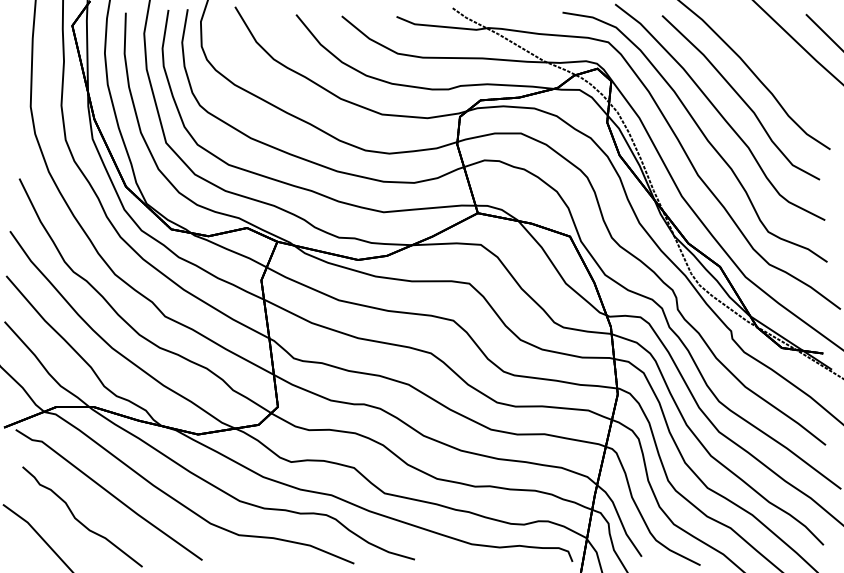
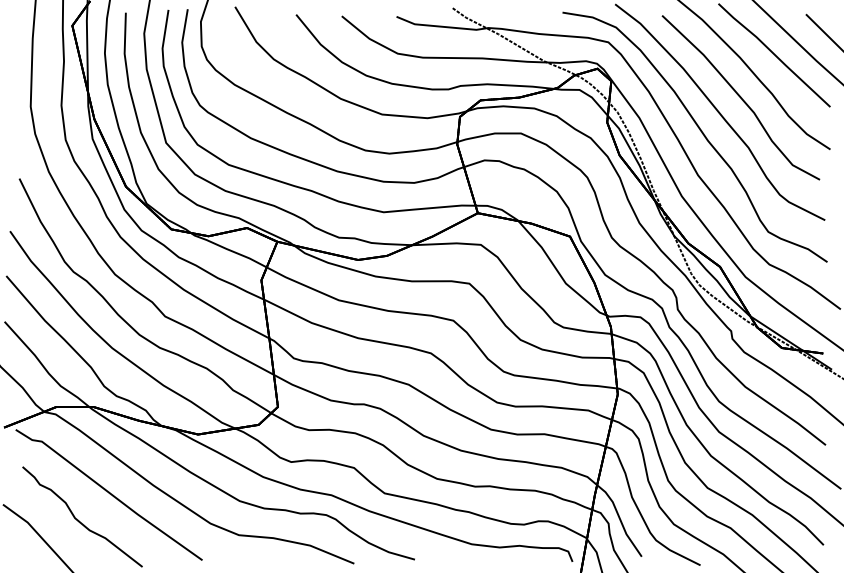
part: none -> present (774, 55)
